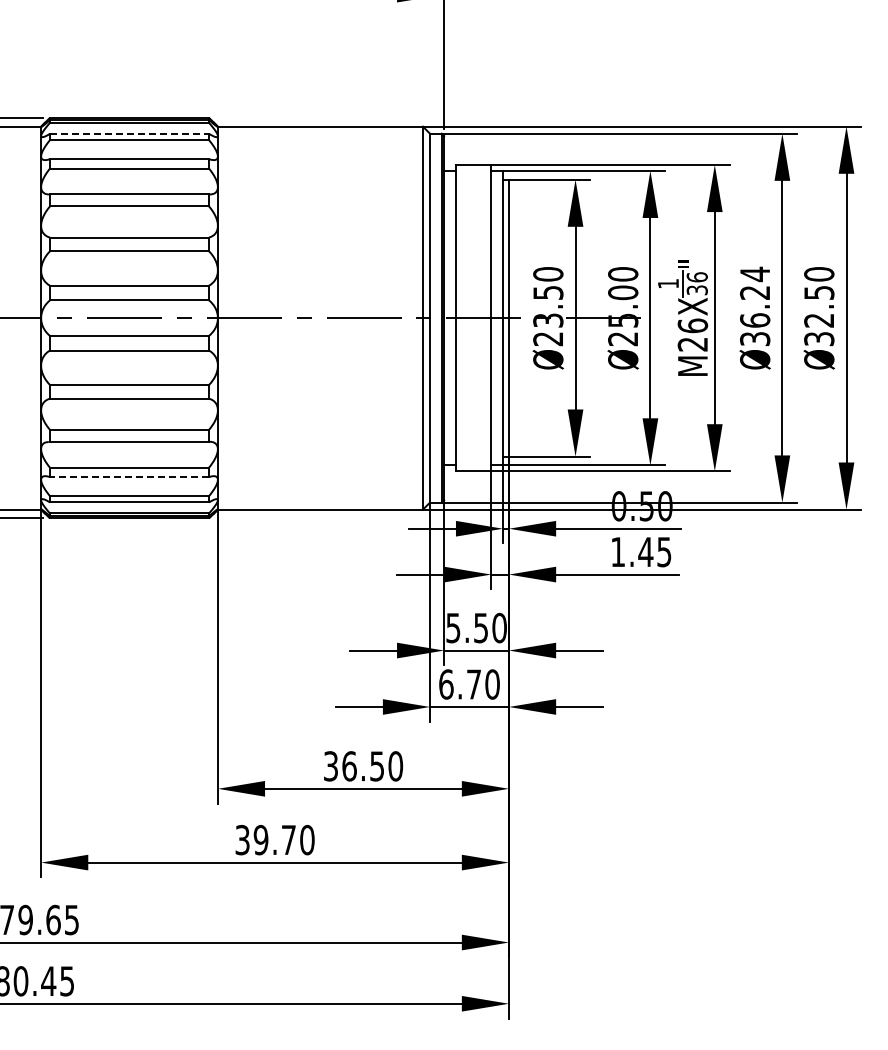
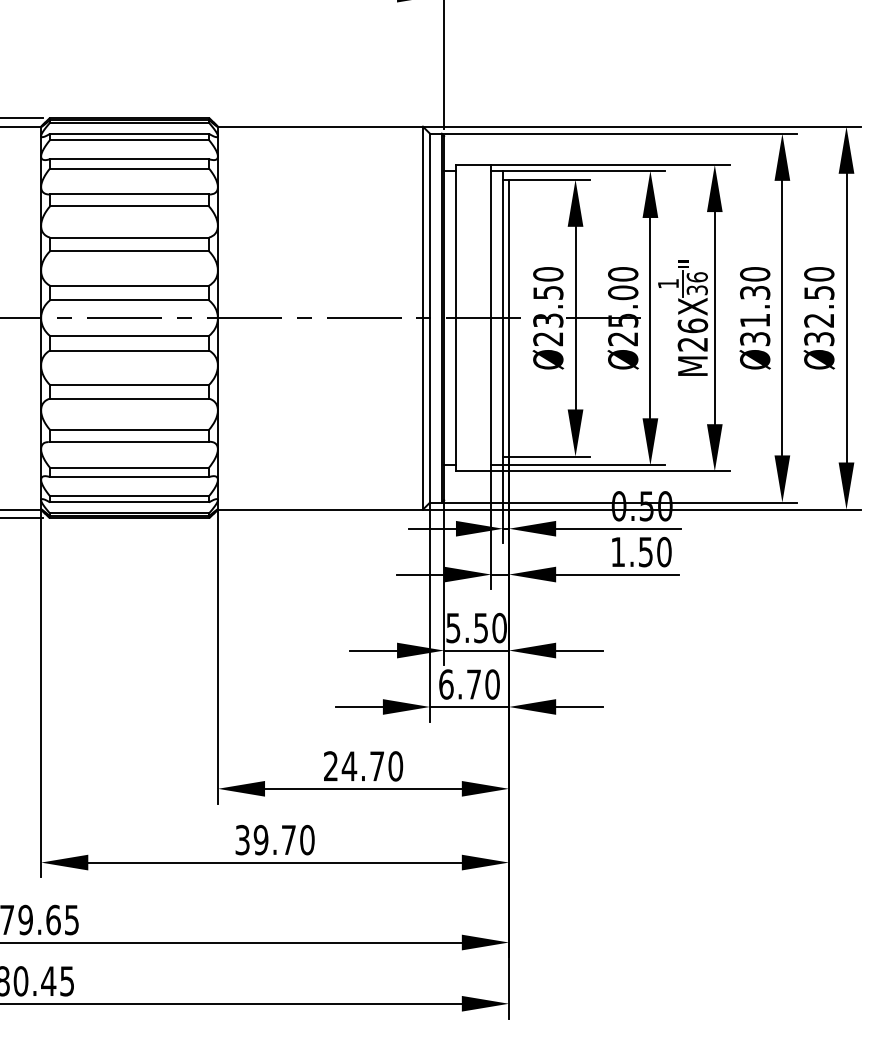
line: dashed -> solid (129, 133)
text: Ø36.24 -> Ø31.30 (755, 296)
line: dashed -> solid (129, 477)
text: 1.45 -> 1.50 (654, 551)
text: 36.50 -> 24.70 (354, 766)
